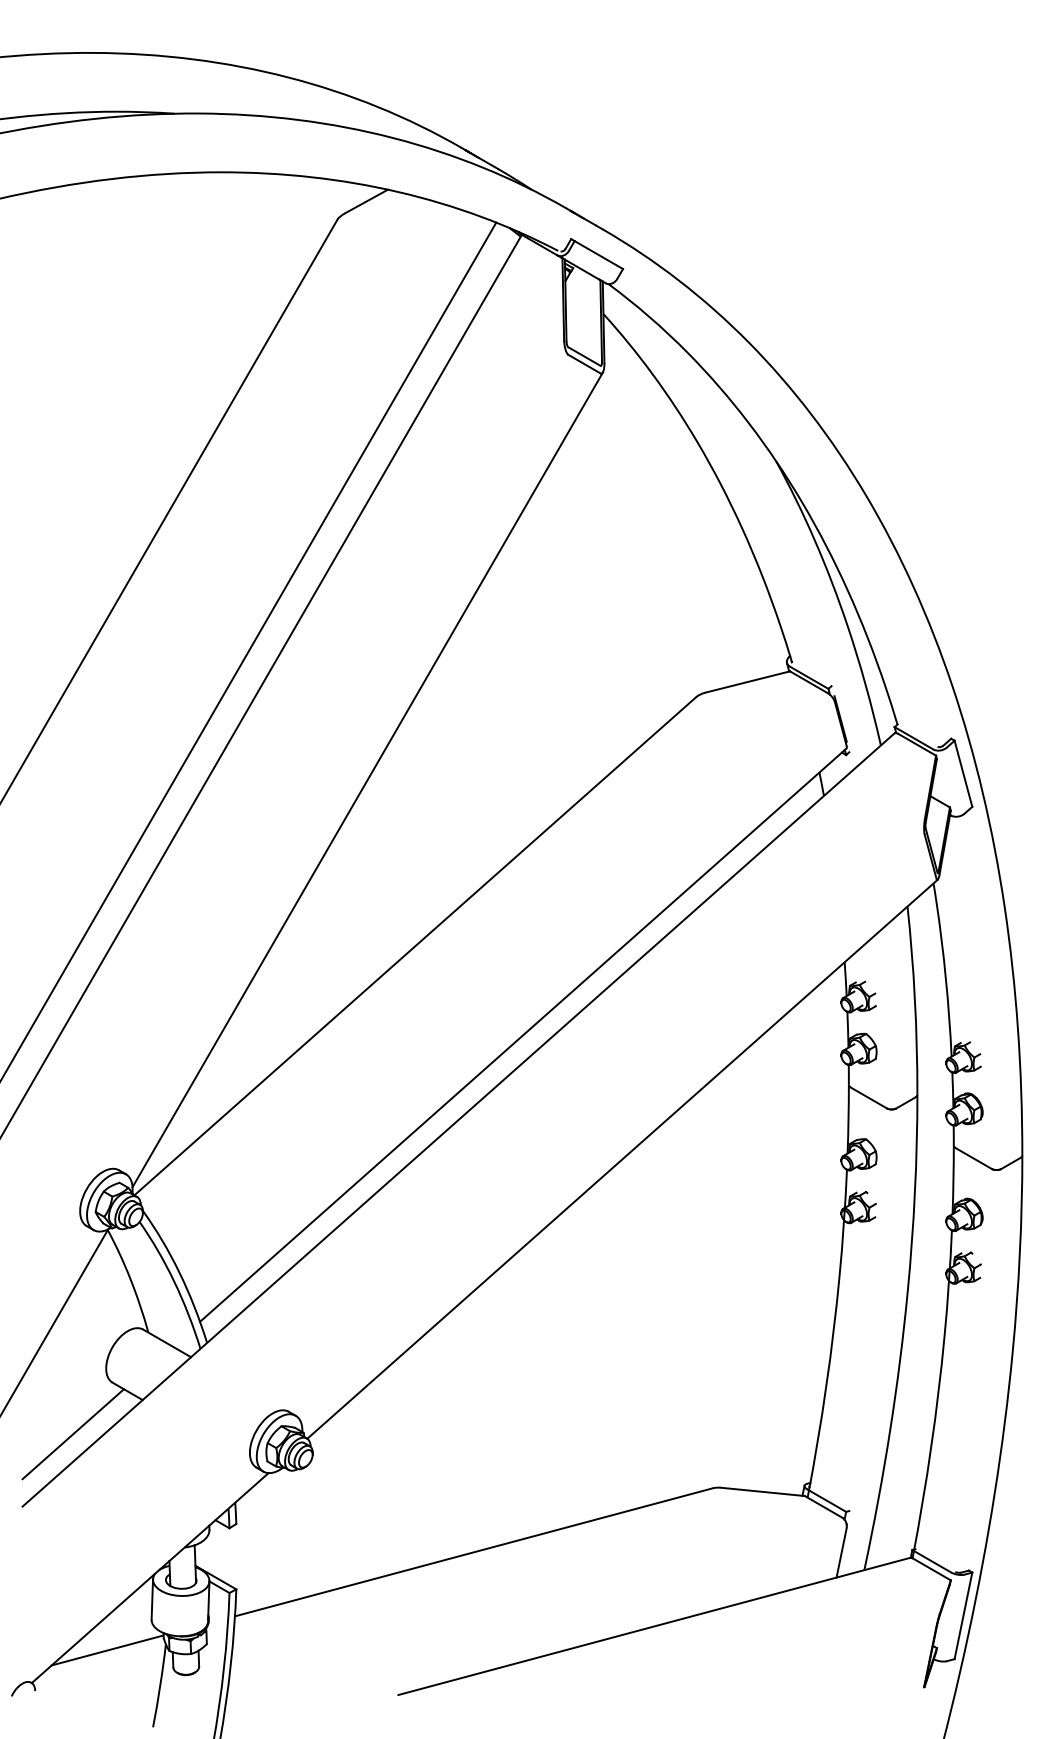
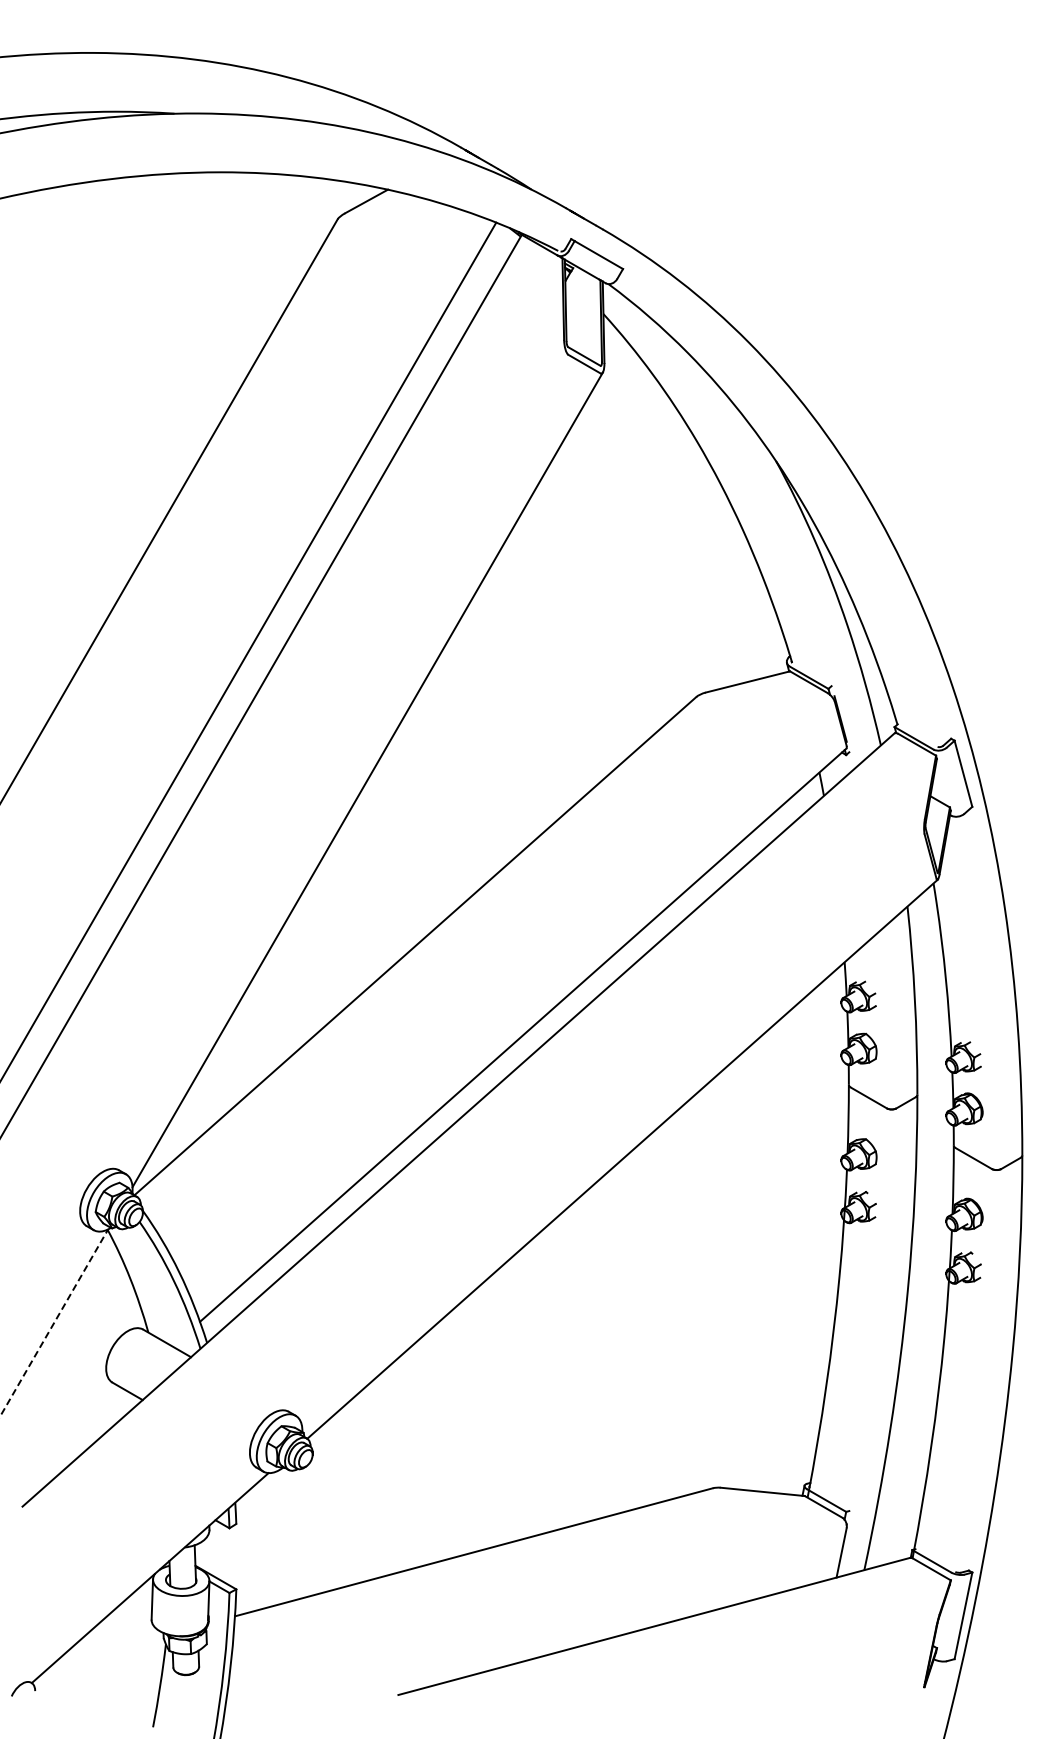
line: solid -> dashed (54, 1322)
line: present -> none (72, 1434)
line: present -> none (107, 1650)
